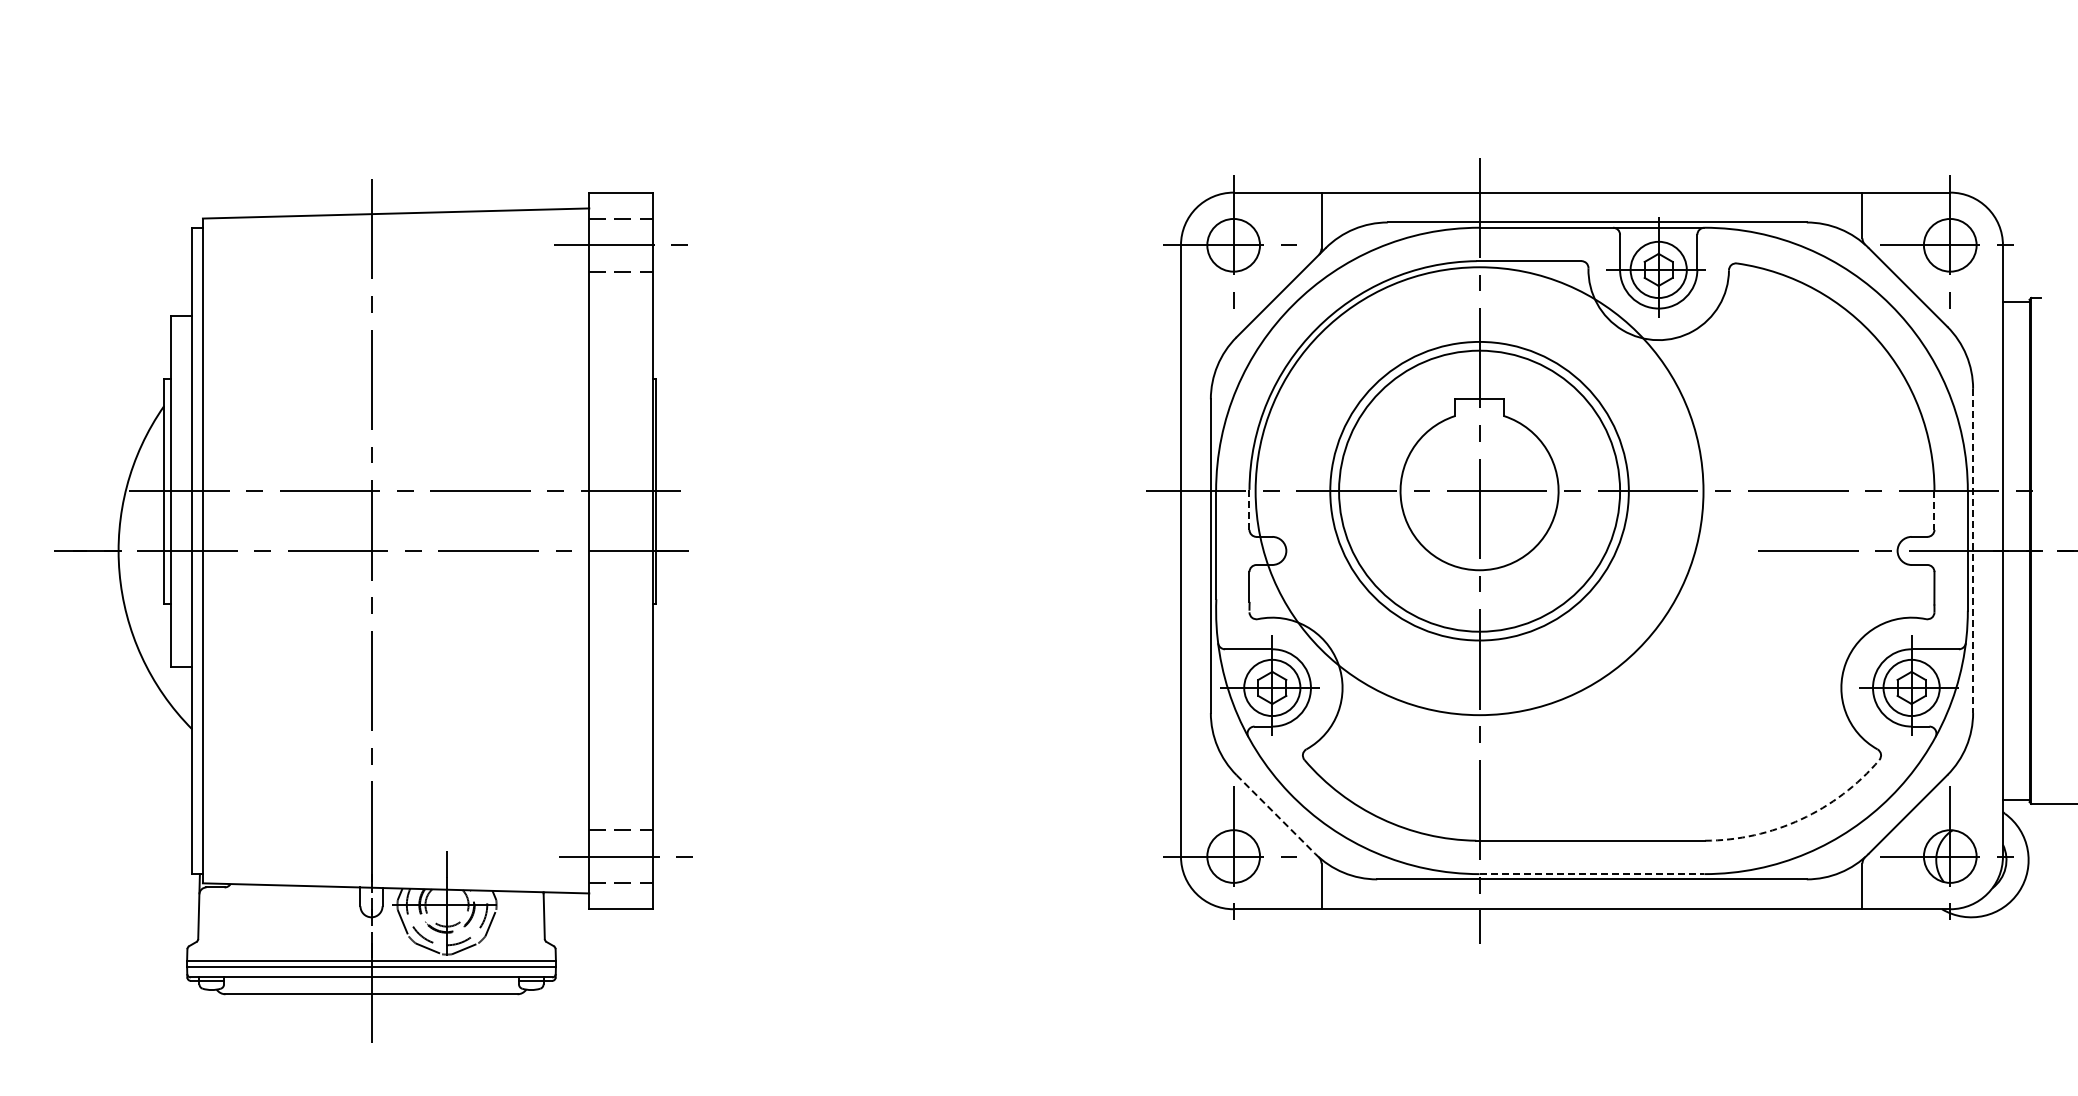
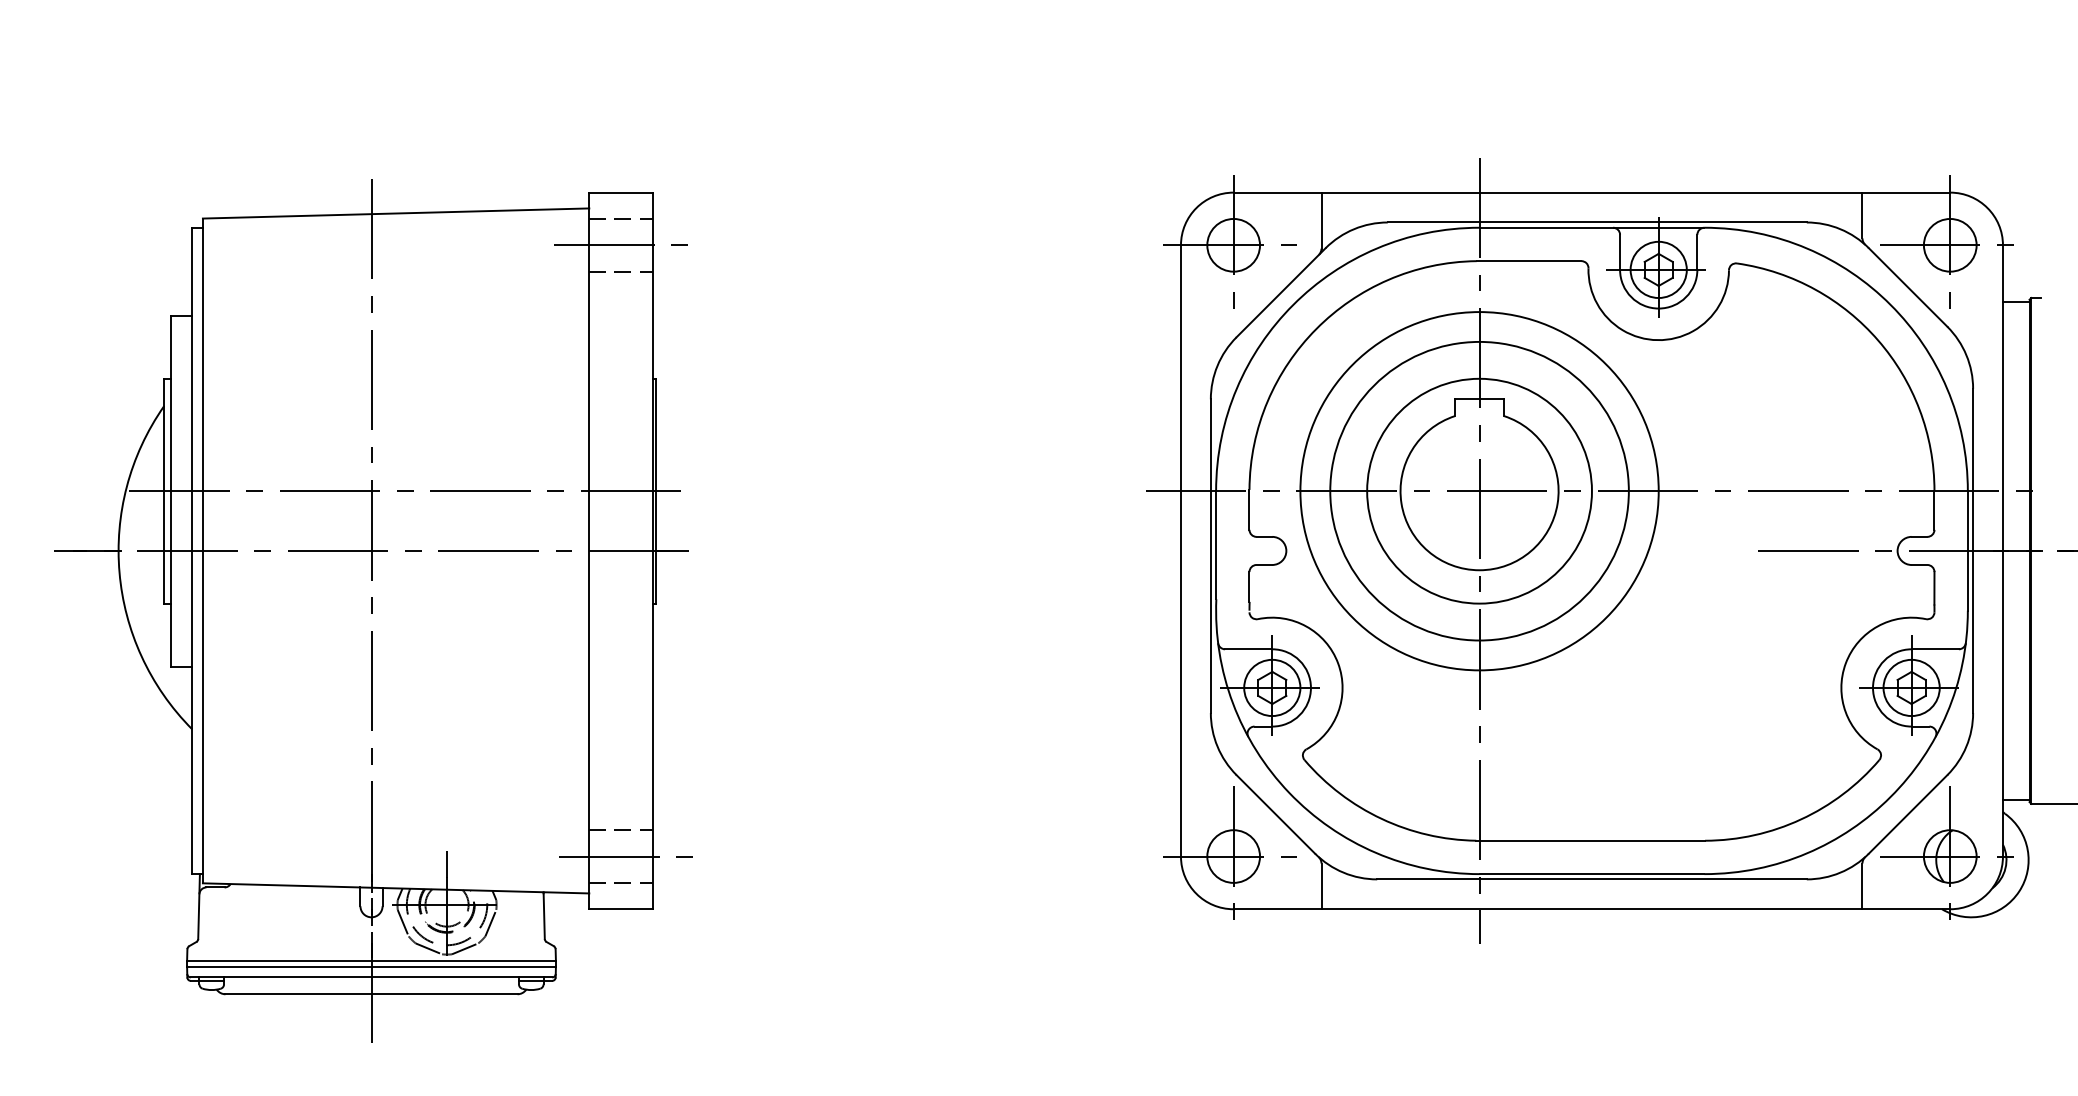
circle diameter: 281 px -> 225 px (1479, 490)
circle diameter: 448 px -> 358 px (1479, 491)
line: dashed -> solid (1249, 509)
line: dashed -> solid (1934, 511)
line: dashed -> solid (1973, 551)
line: dashed -> solid (1275, 814)
arc: dashed -> solid (1801, 819)
line: dashed -> solid (1592, 874)
